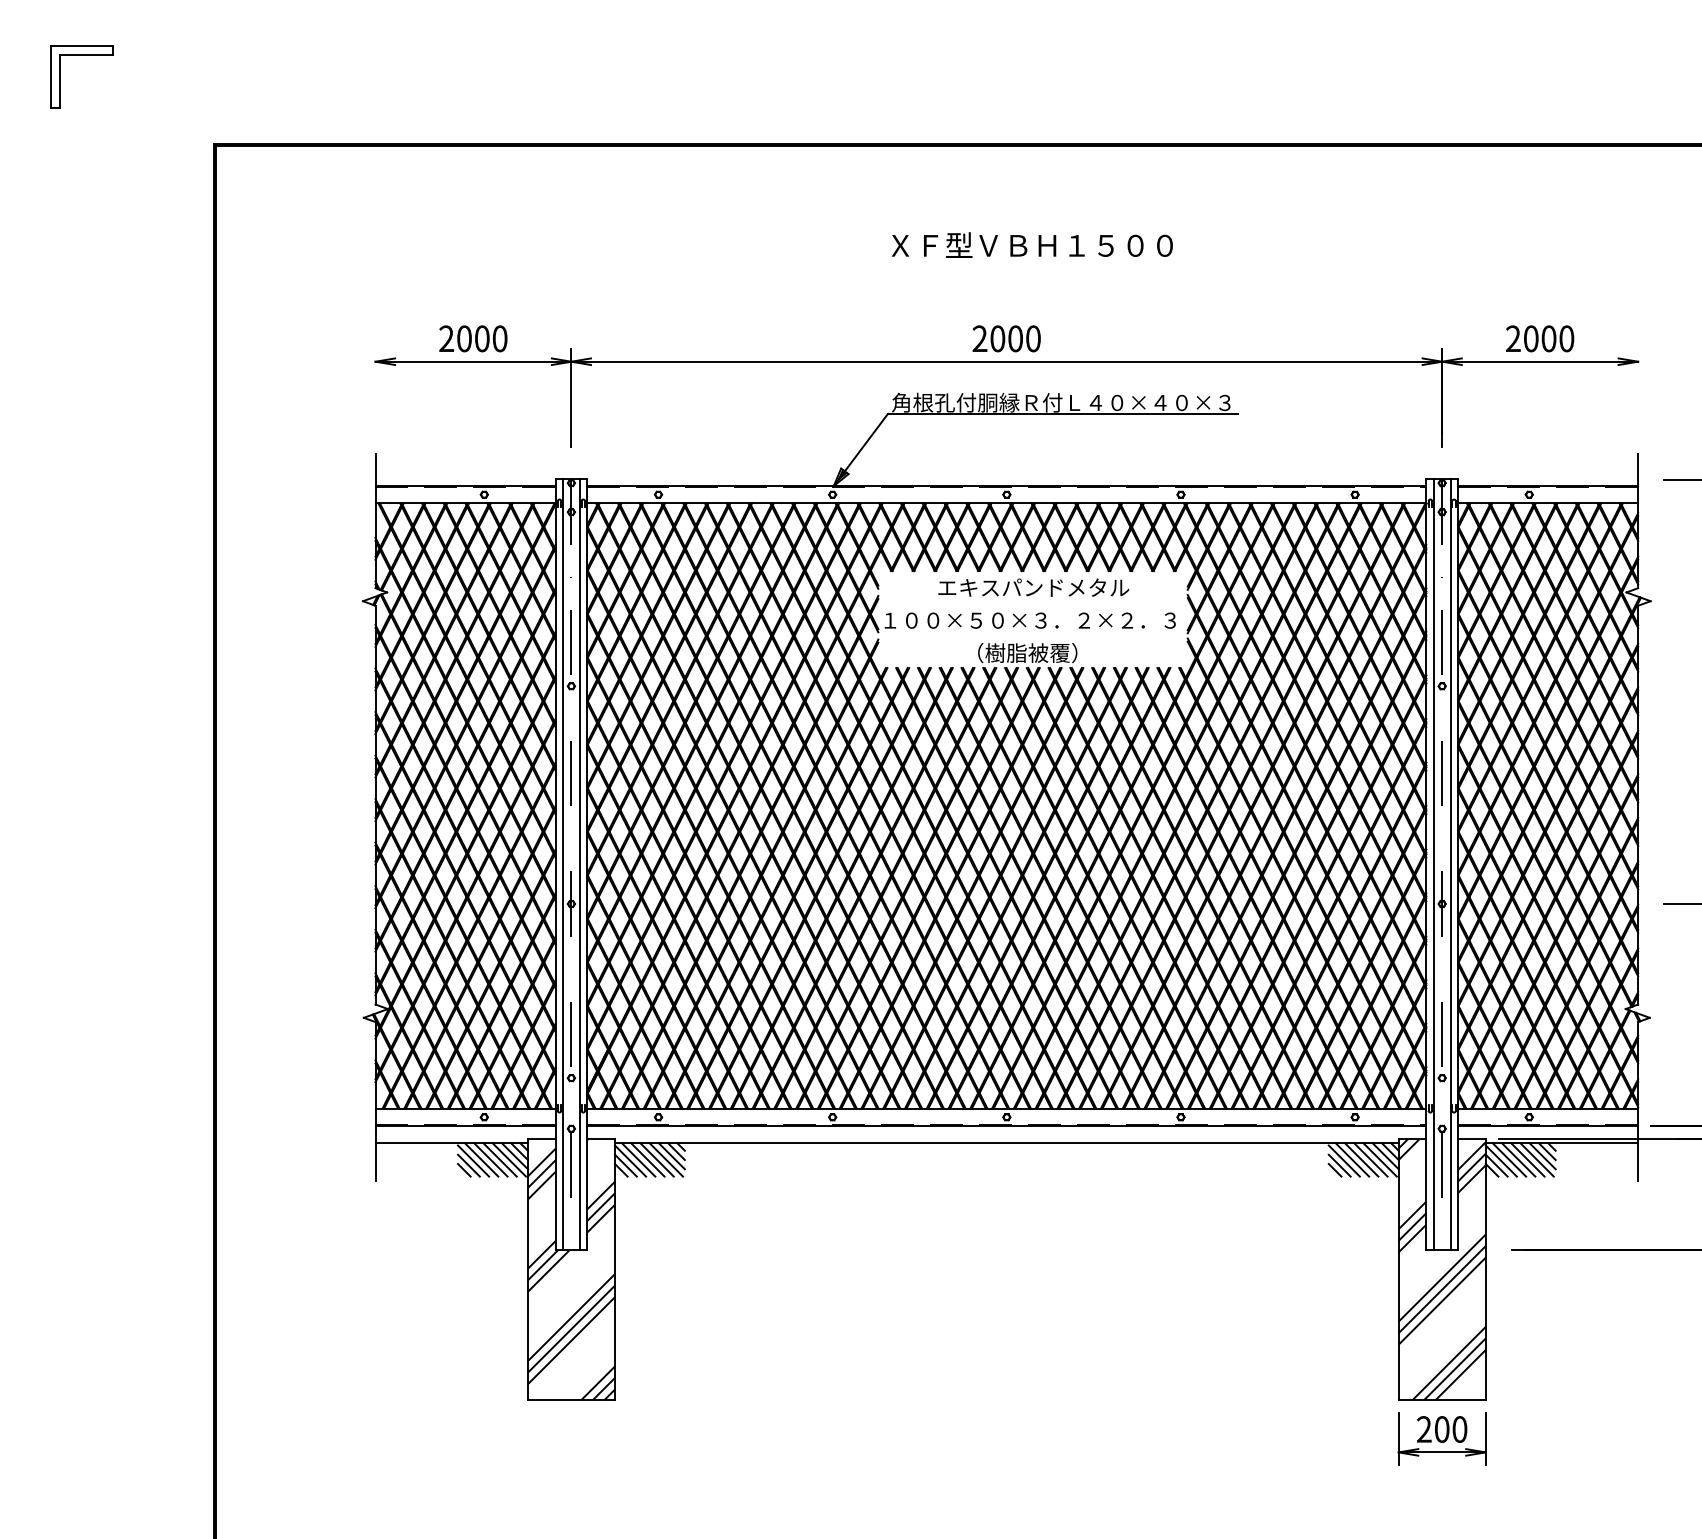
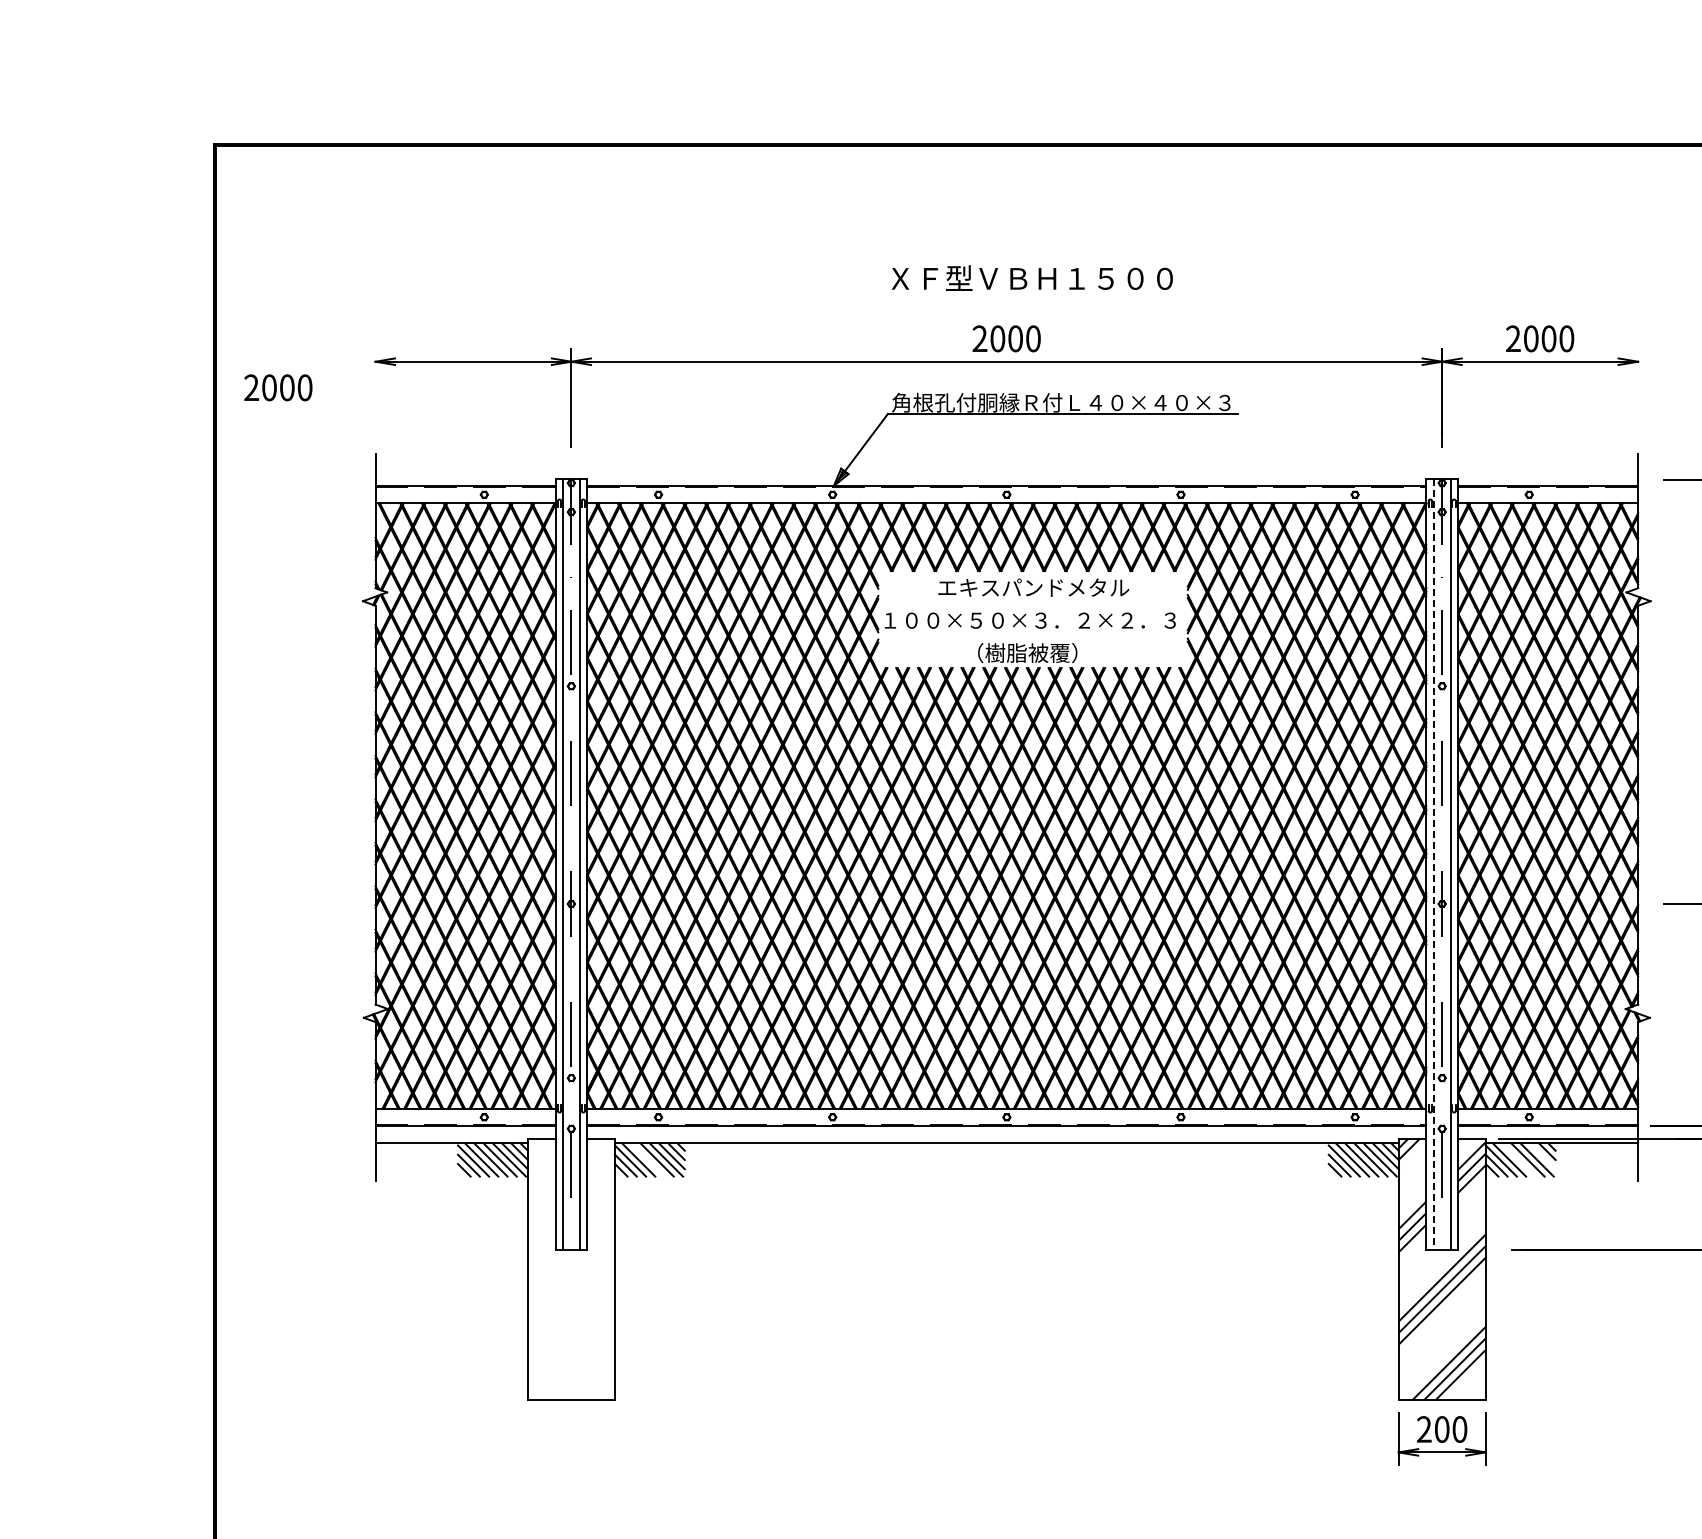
part: present -> none (81, 55)
text position: (1031, 244) -> (1031, 277) (1031, 277)
text position: (473, 338) -> (278, 387) (278, 387)
line: solid -> dashed (1433, 865)
line: present -> none (1542, 1156)
line: present -> none (647, 1159)
line: present -> none (1518, 1159)
hatch: present -> none (570, 1269)
